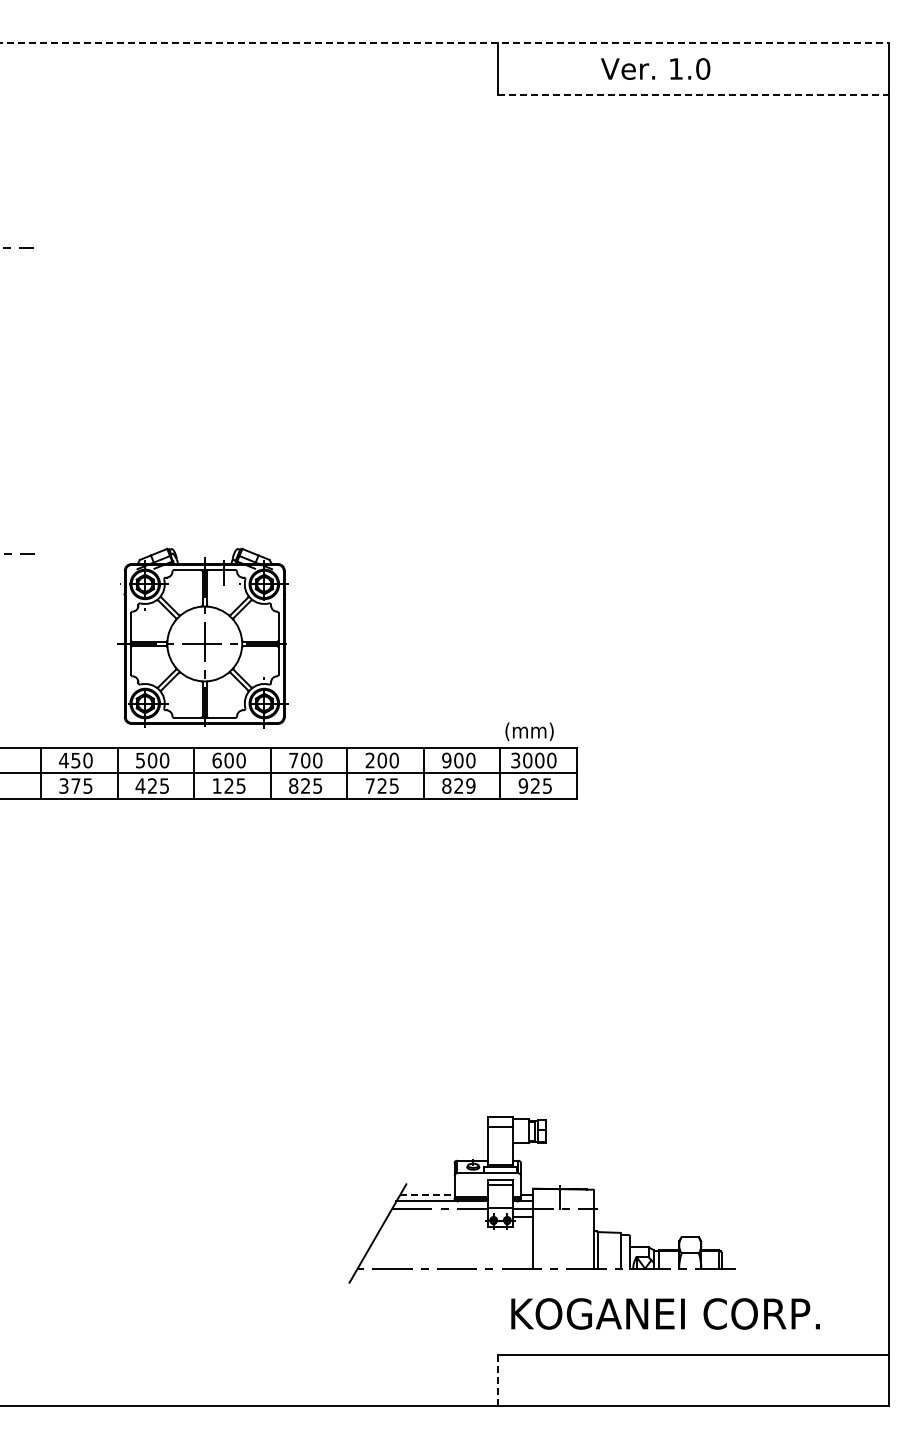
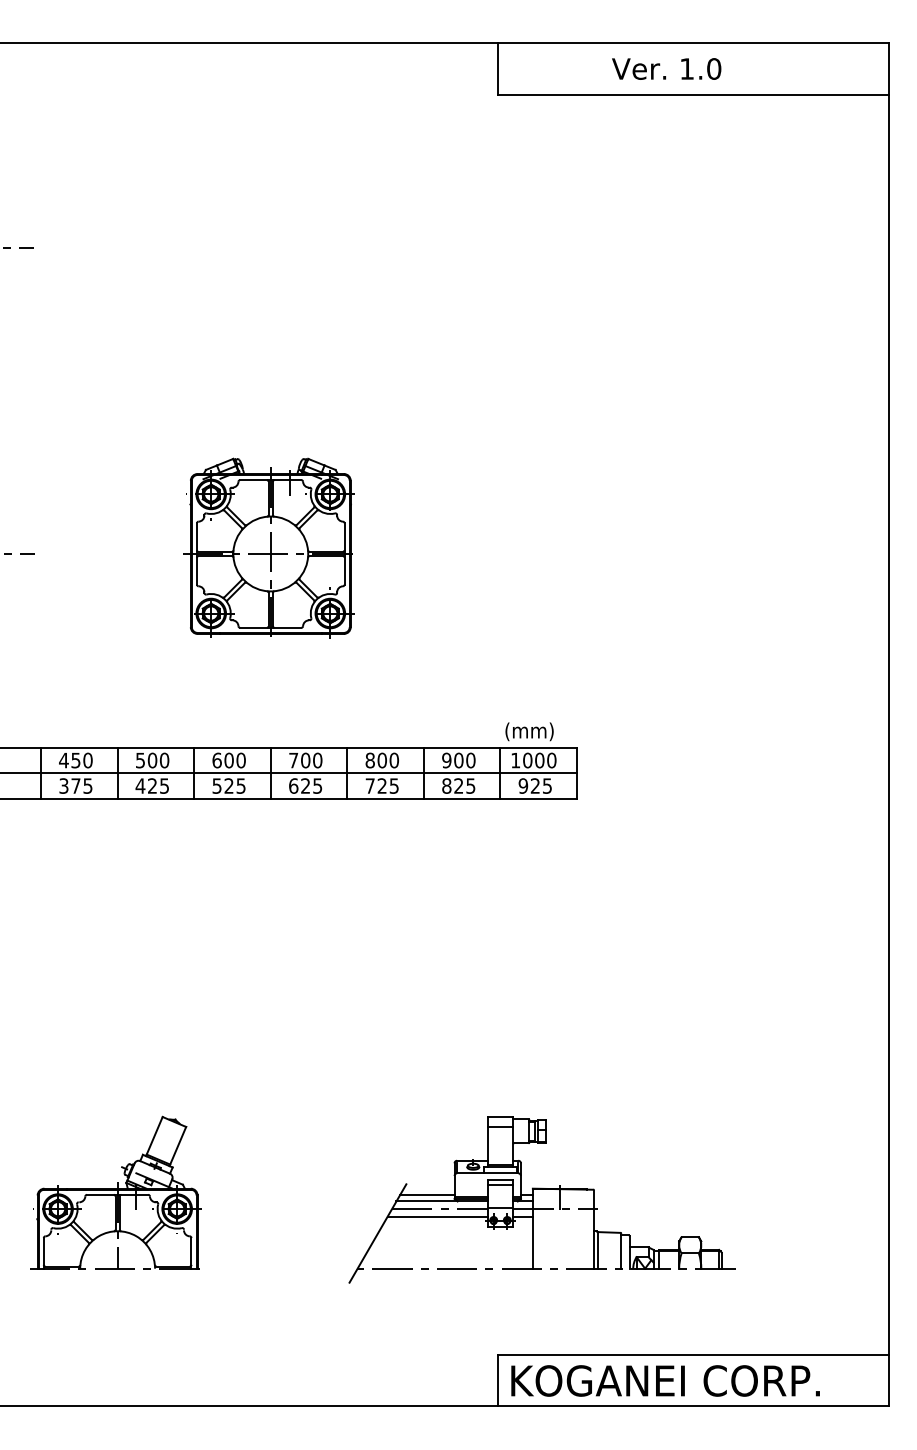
line: dashed -> solid (445, 43)
text position: (655, 68) -> (666, 68) (666, 68)
line: dashed -> solid (693, 94)
part position: (202, 637) -> (268, 547) (268, 547)
text: 200 -> 800 (369, 760)
text: 3000 -> 1000 (515, 760)
text: 125 -> 525 (216, 785)
text: 825 -> 625 (293, 785)
text: 829 -> 825 (470, 785)
part: none -> present (115, 1192)
line: dashed -> solid (427, 1194)
line: none -> present (437, 1216)
text position: (665, 1313) -> (665, 1380) (665, 1380)
line: dashed -> solid (497, 1380)
